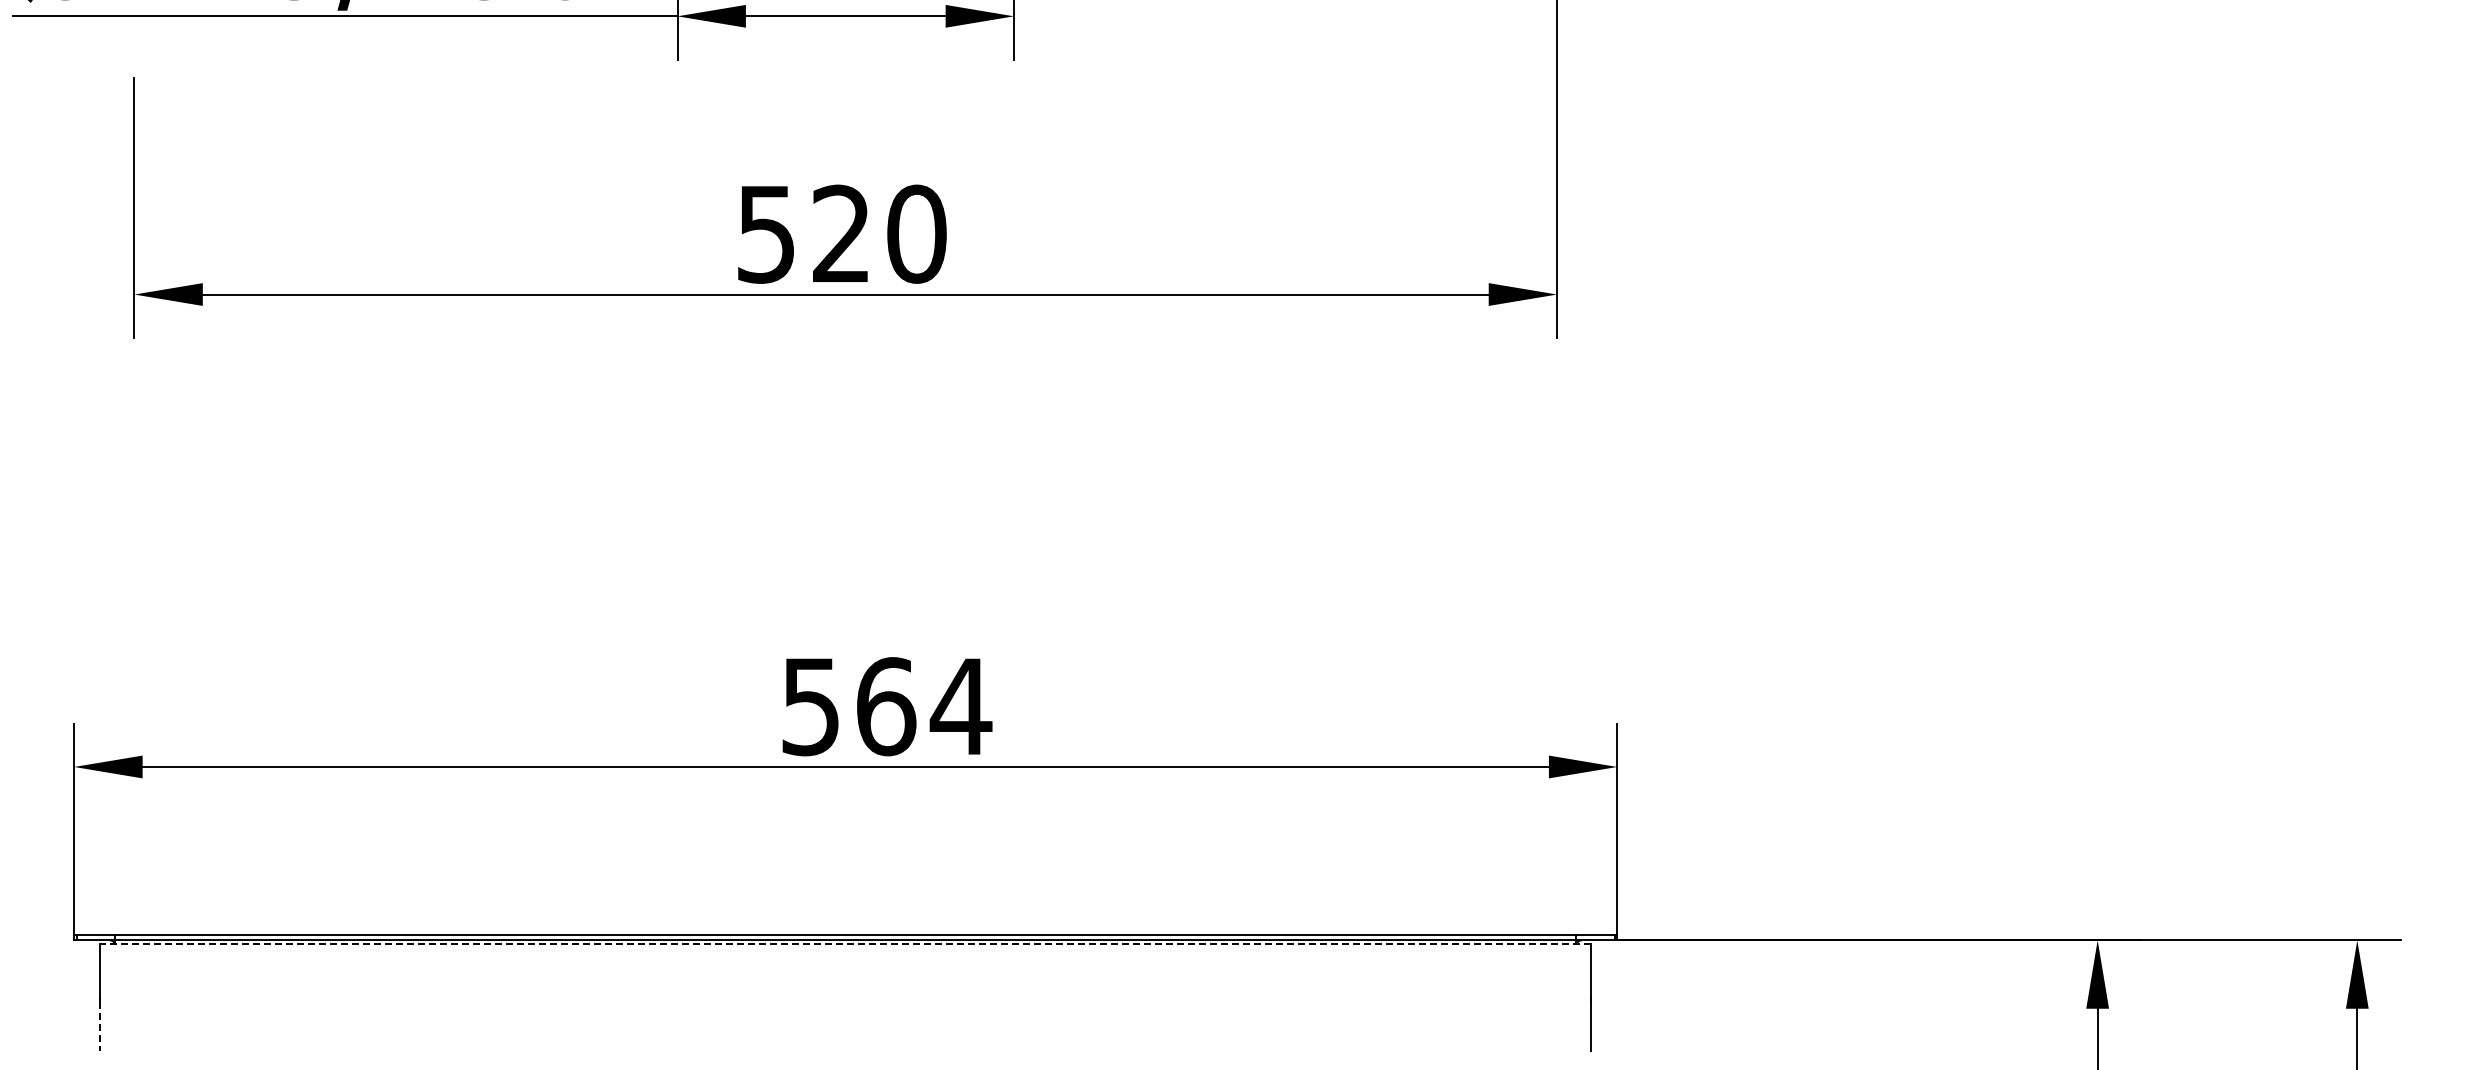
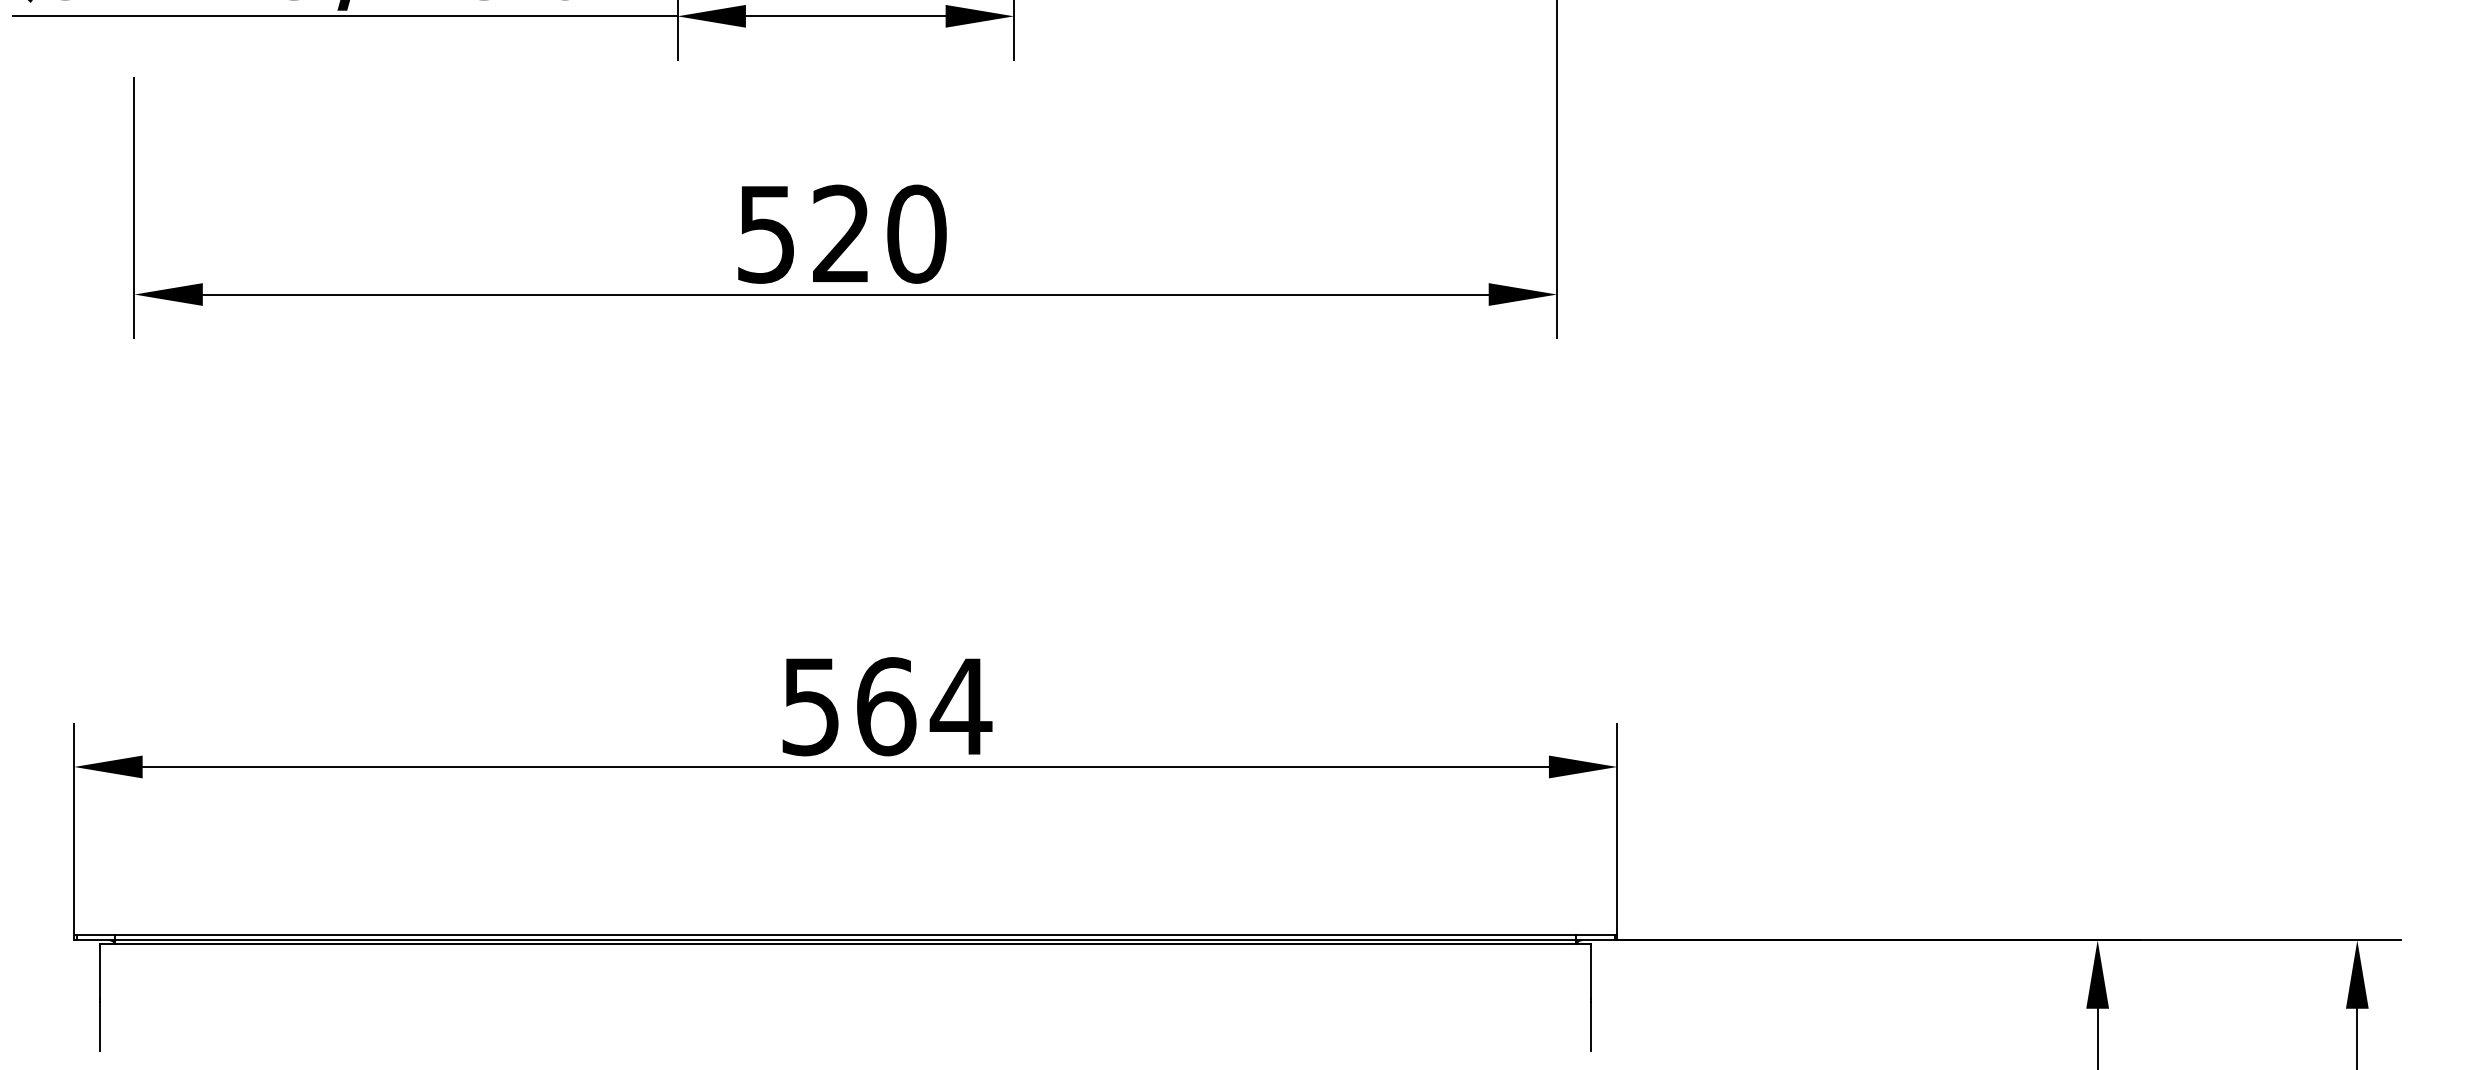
line: dashed -> solid (845, 944)
line: dashed -> solid (100, 1026)
